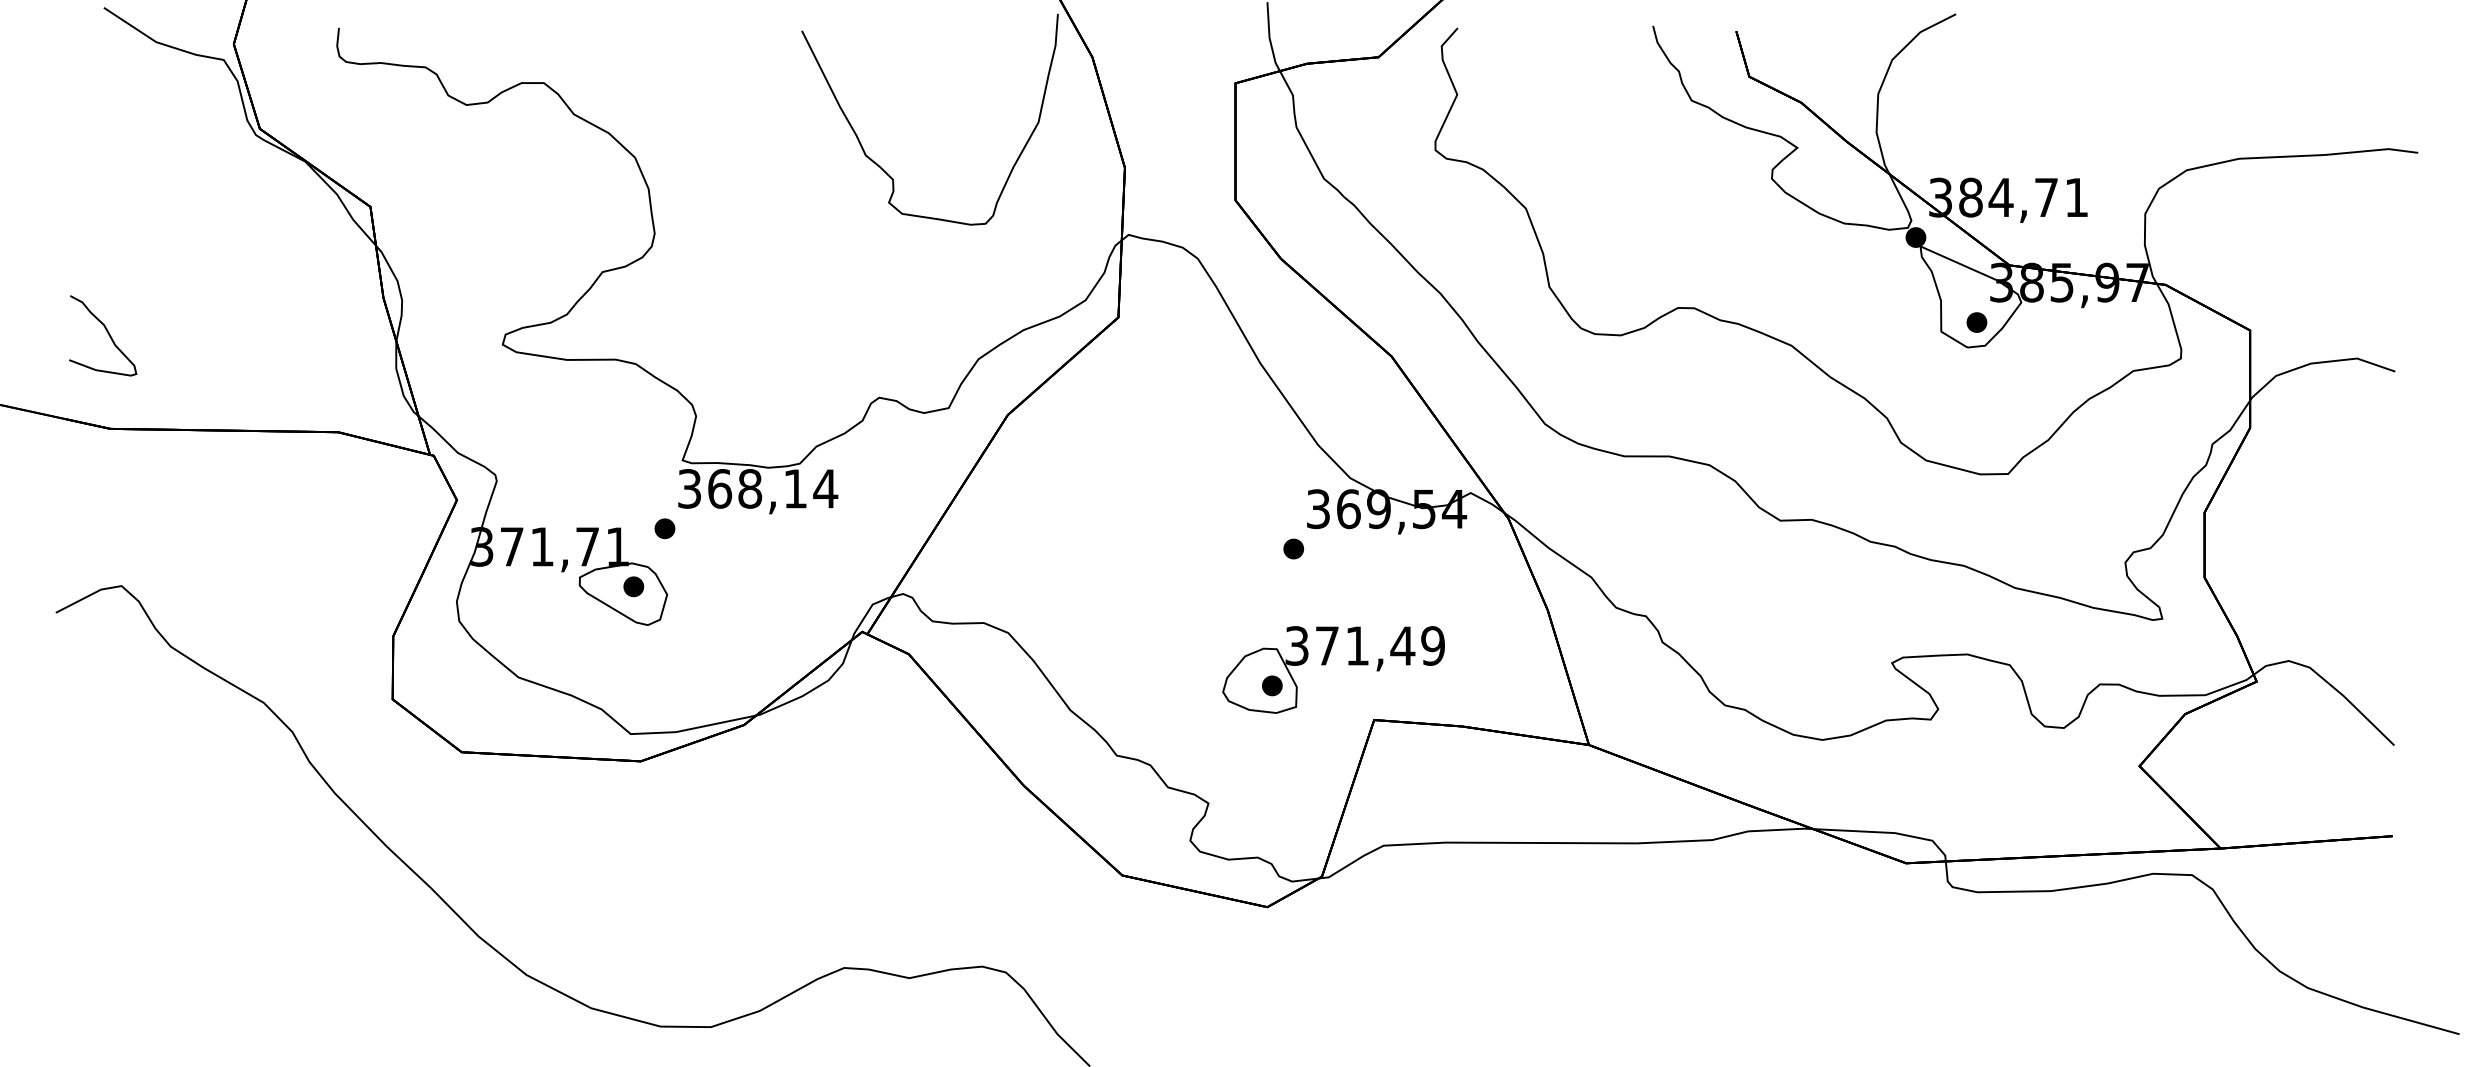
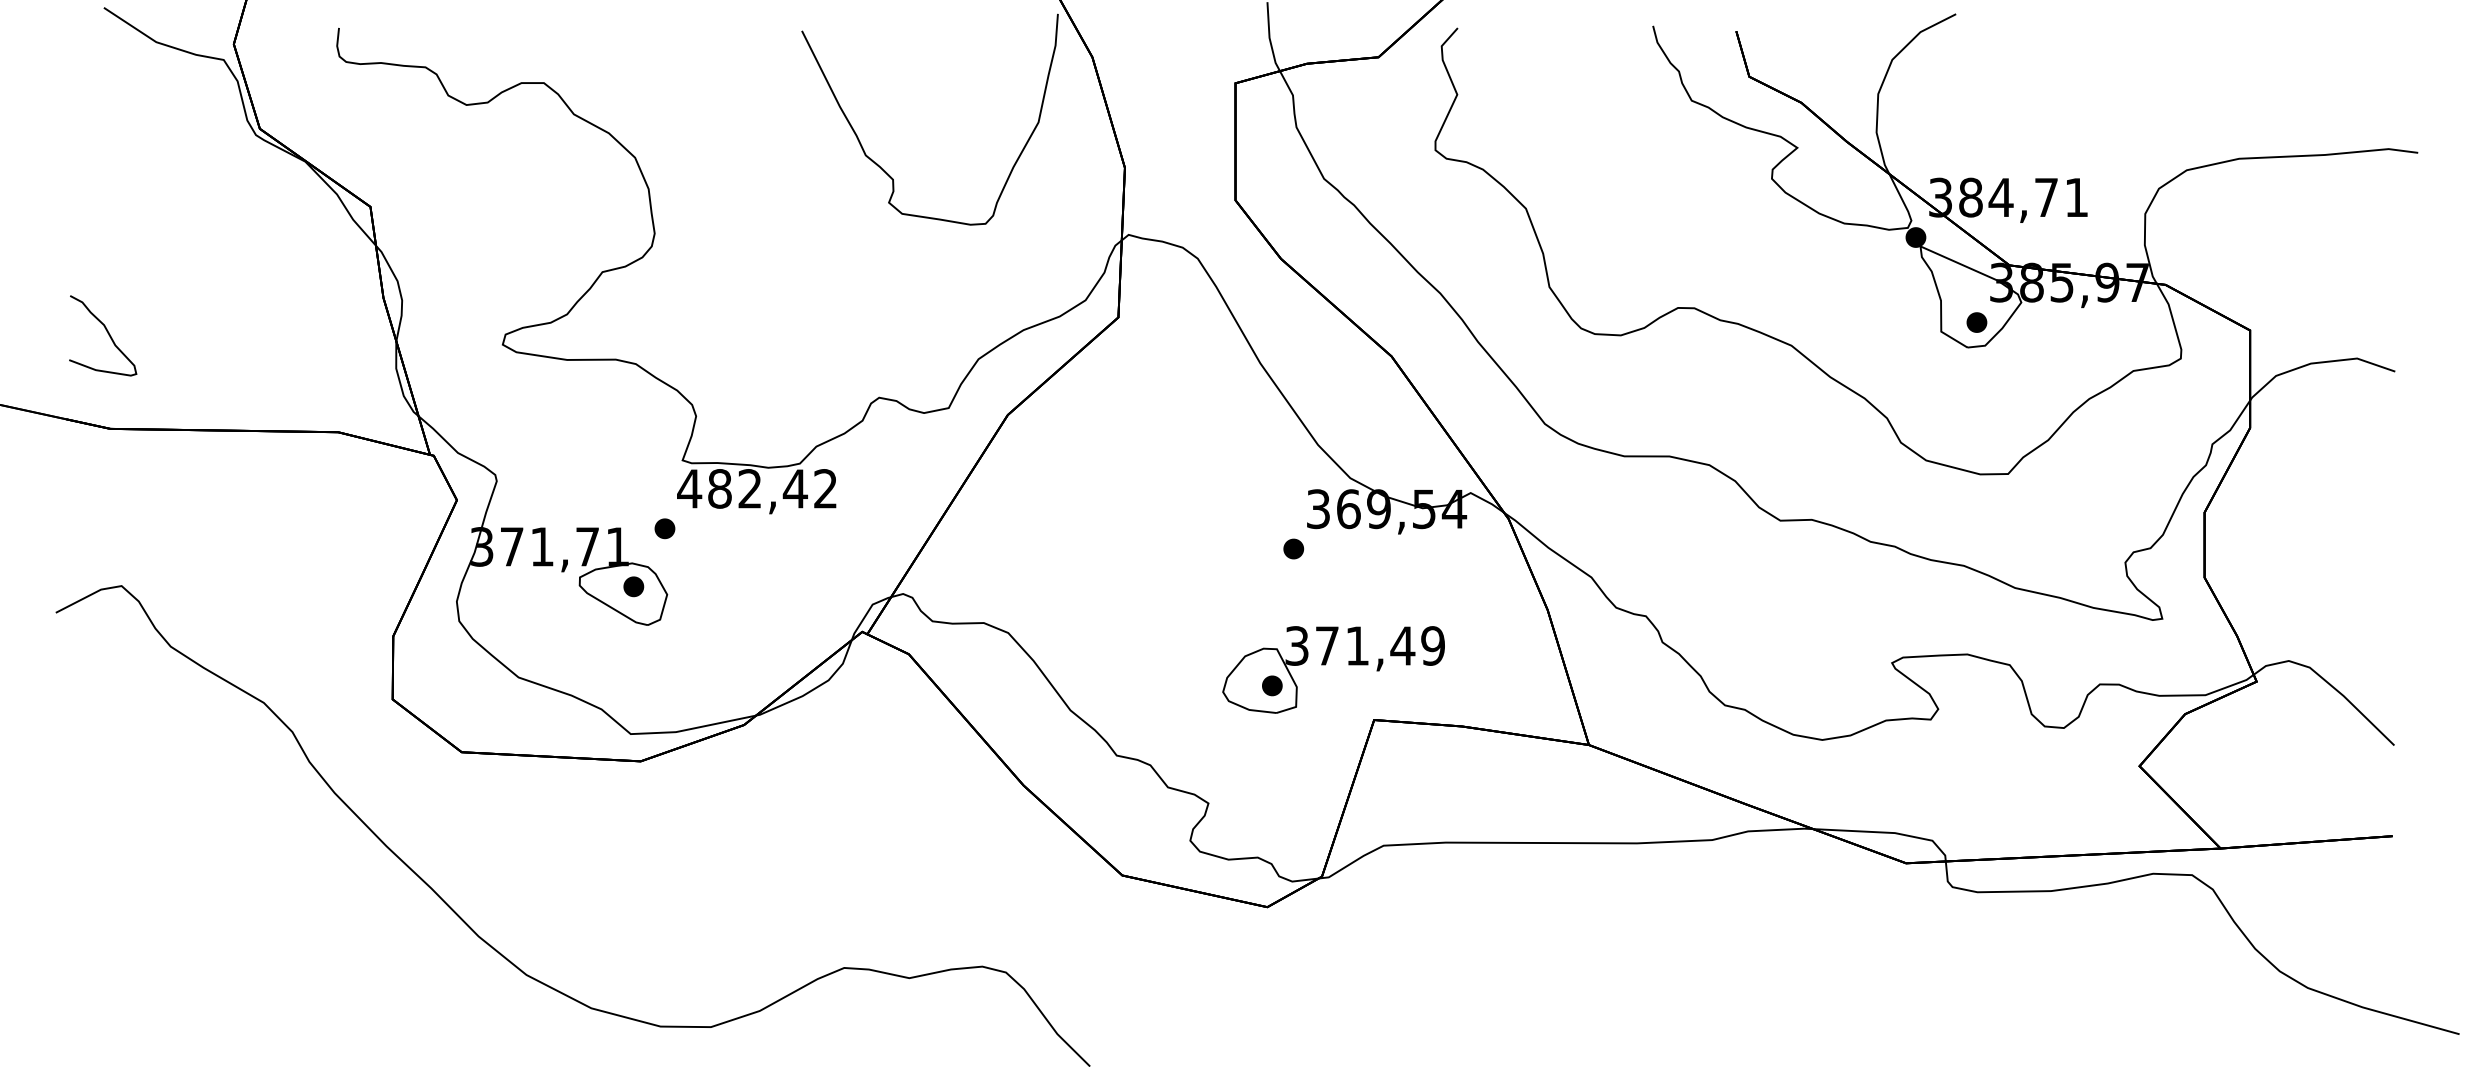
text: 368,14 -> 482,42 (757, 488)
